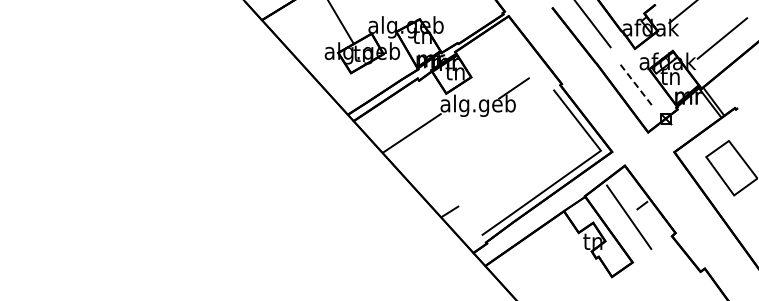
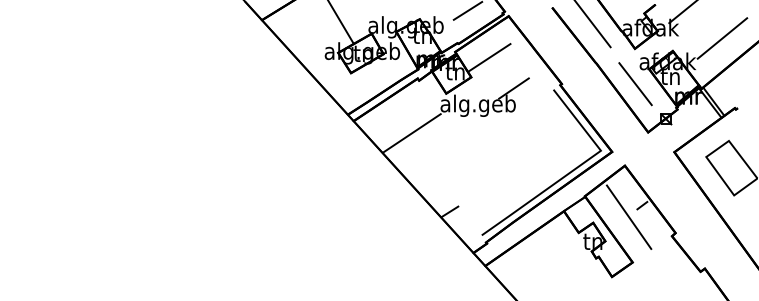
line: none -> present (467, 10)
line: none -> present (489, 57)
line: dashed -> solid (635, 83)
